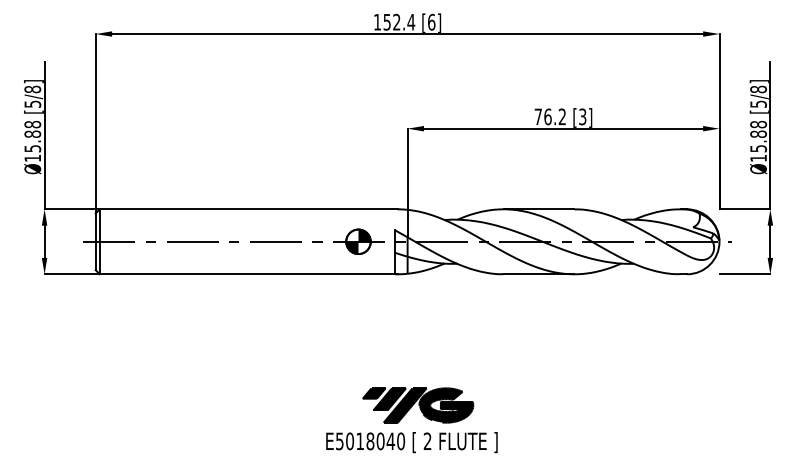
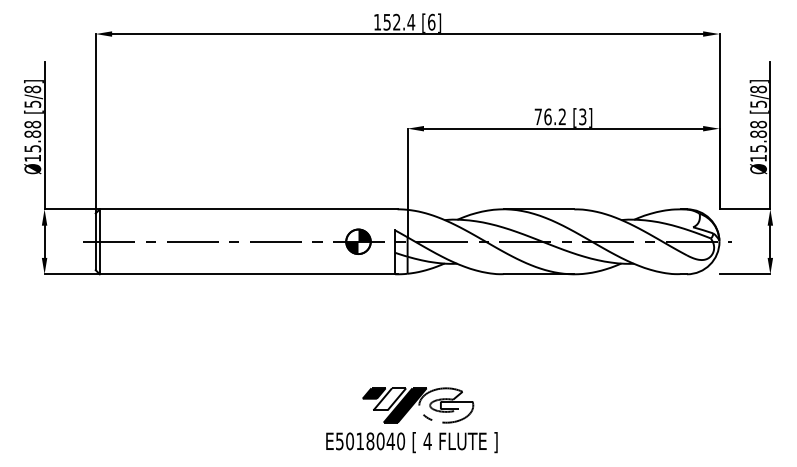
fill: present -> none (389, 399)
fill: present -> none (446, 405)
text: 2 -> 4 (427, 440)
